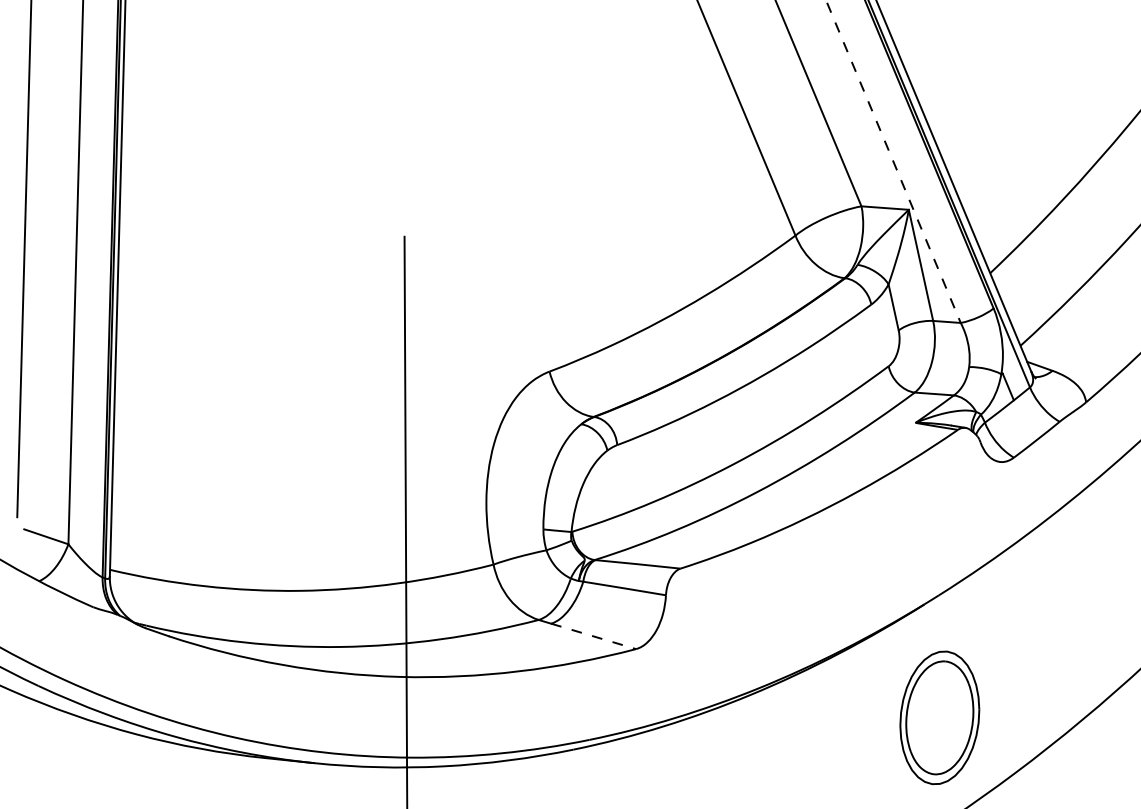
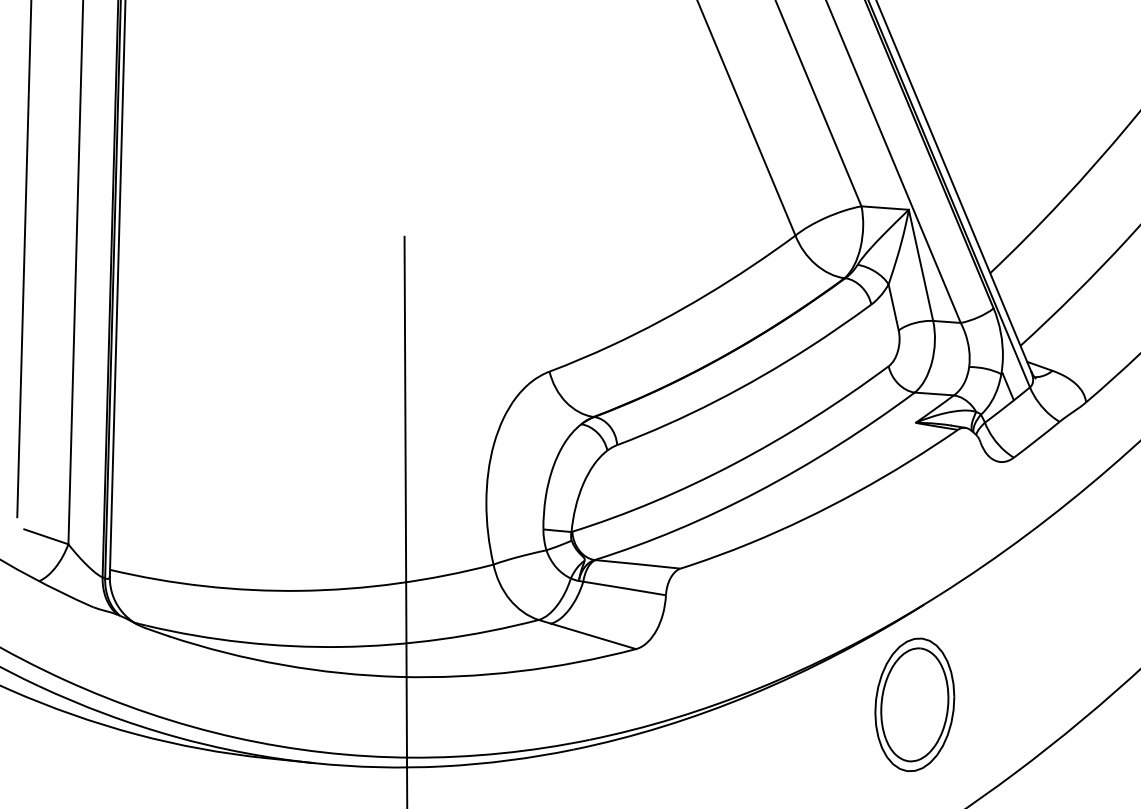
line: dashed -> solid (893, 162)
line: dashed -> solid (594, 636)
part position: (939, 717) -> (914, 704) (914, 704)
